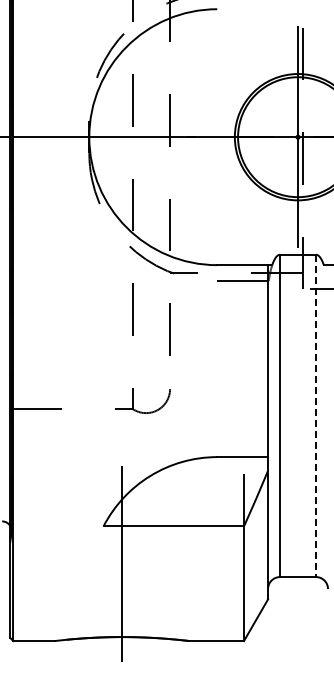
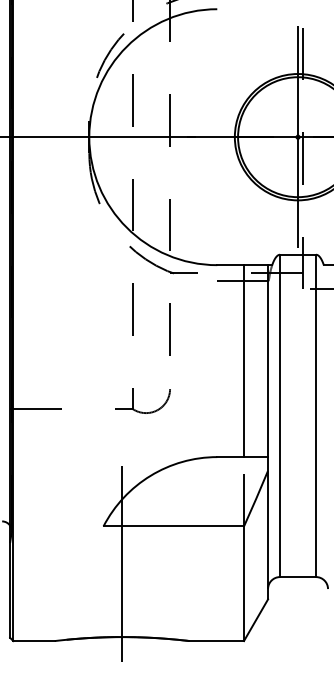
line: none -> present (244, 361)
line: dashed -> solid (316, 416)
